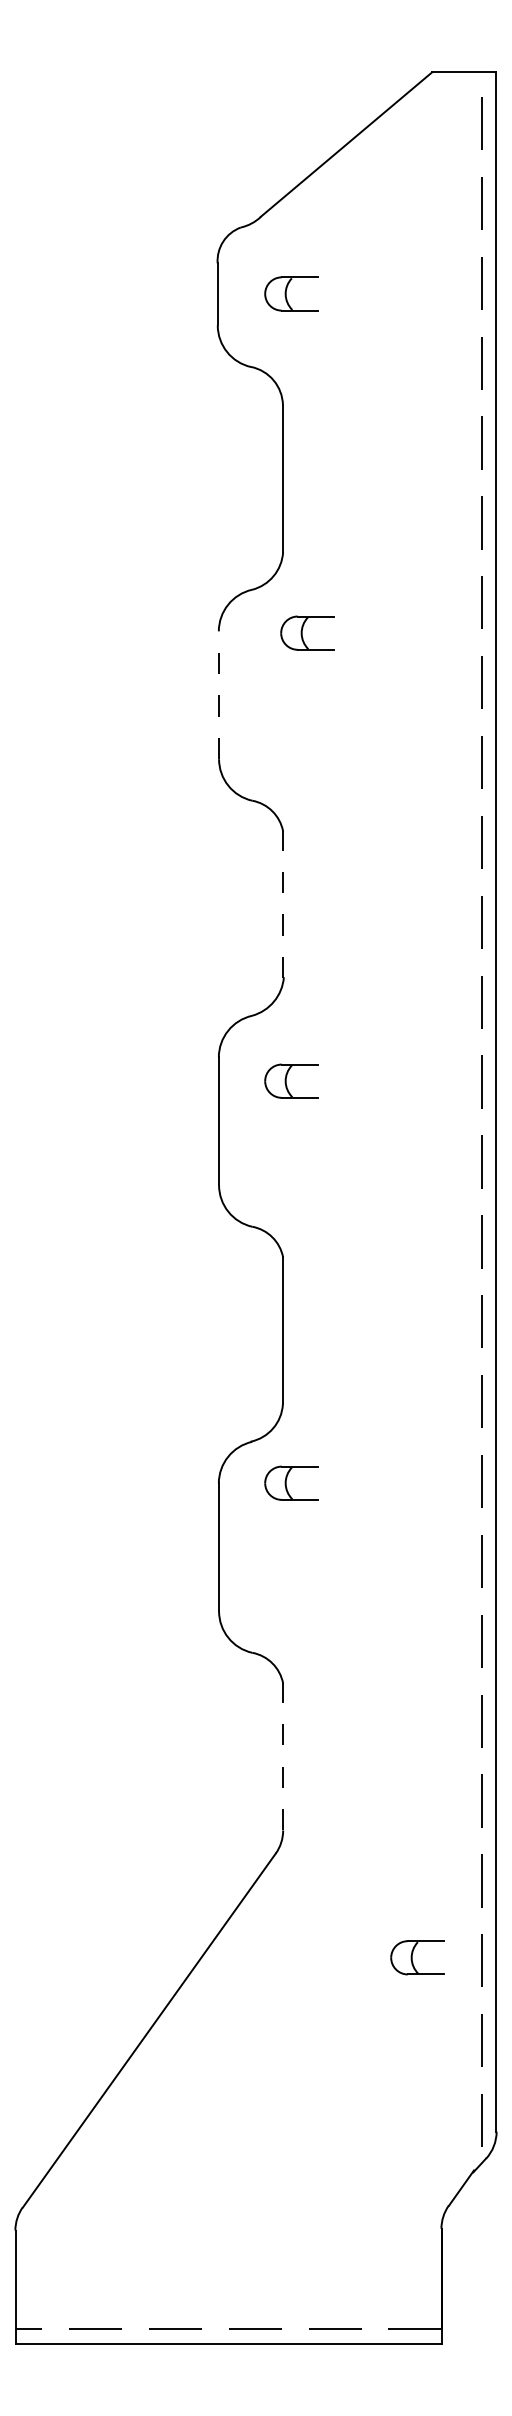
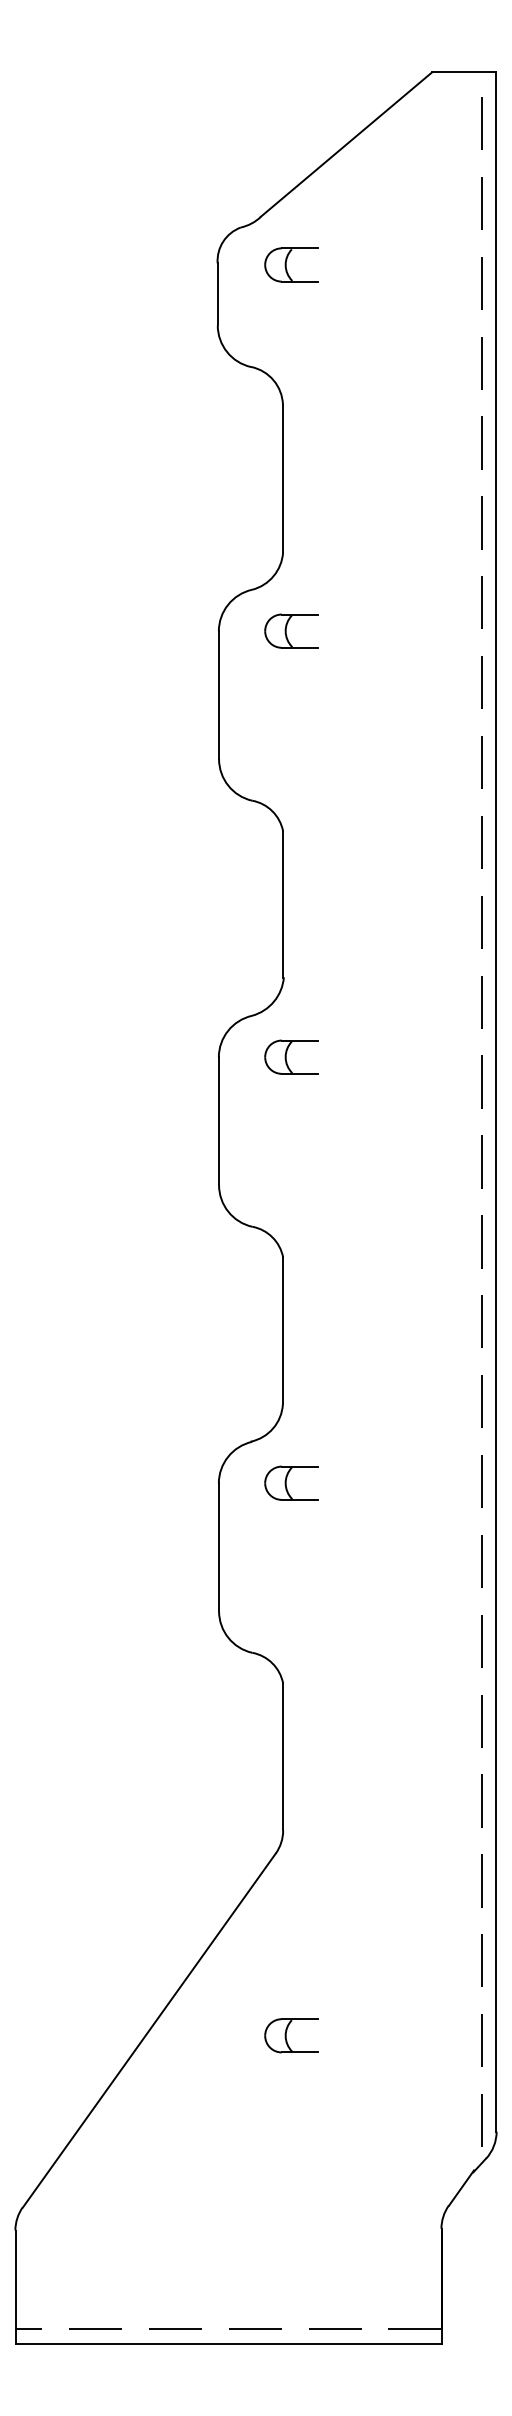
part position: (291, 293) -> (291, 264) (291, 264)
part position: (307, 632) -> (291, 630) (291, 630)
line: dashed -> solid (218, 695)
line: dashed -> solid (283, 904)
part position: (291, 1080) -> (291, 1056) (291, 1056)
line: dashed -> solid (283, 1756)
part position: (417, 1957) -> (291, 2035) (291, 2035)
